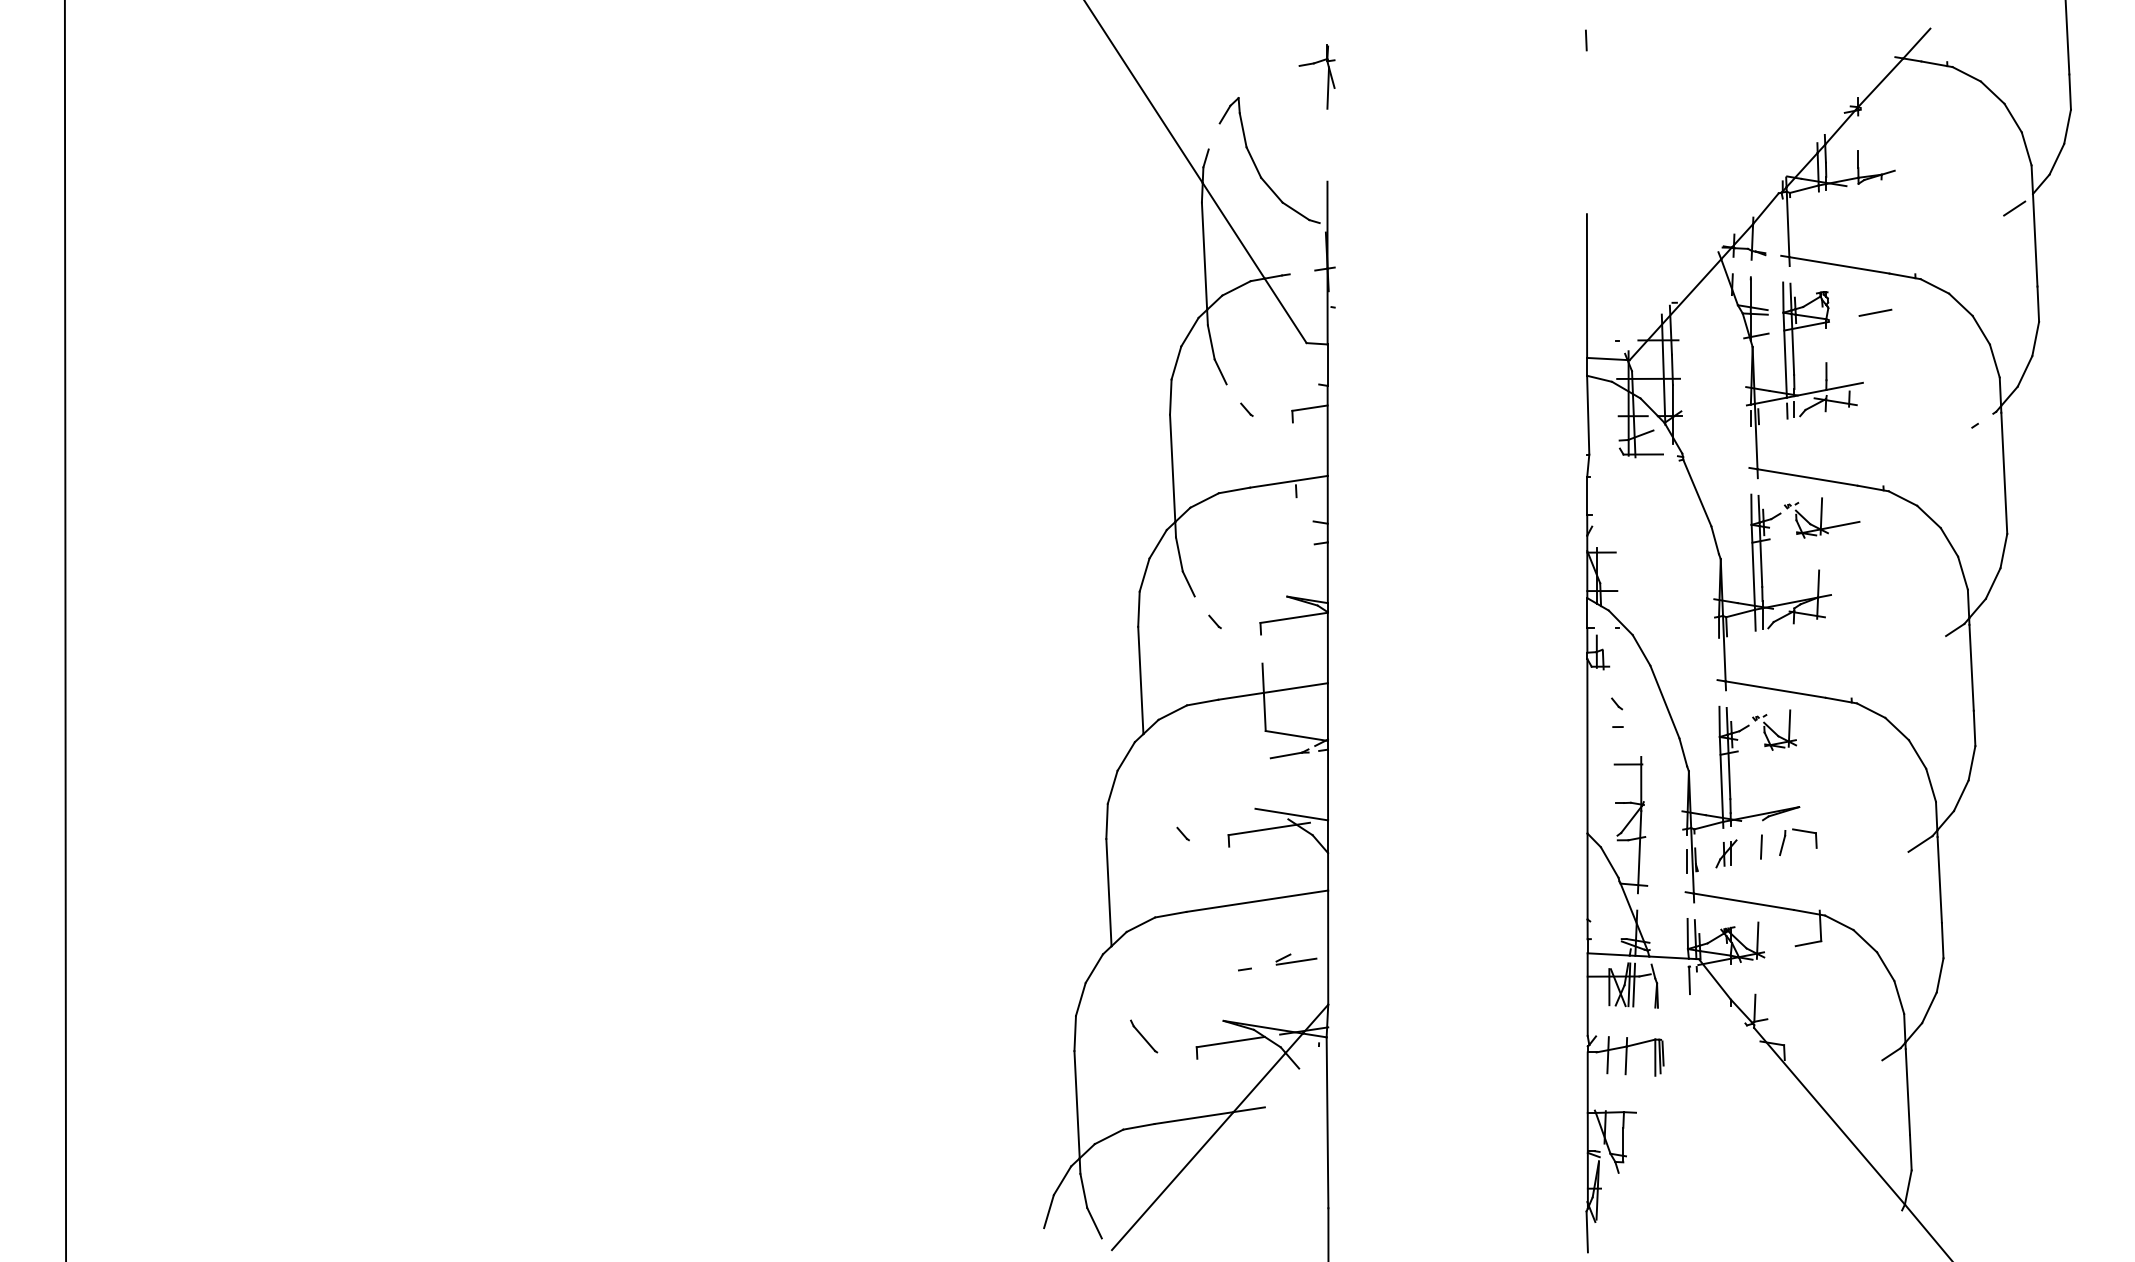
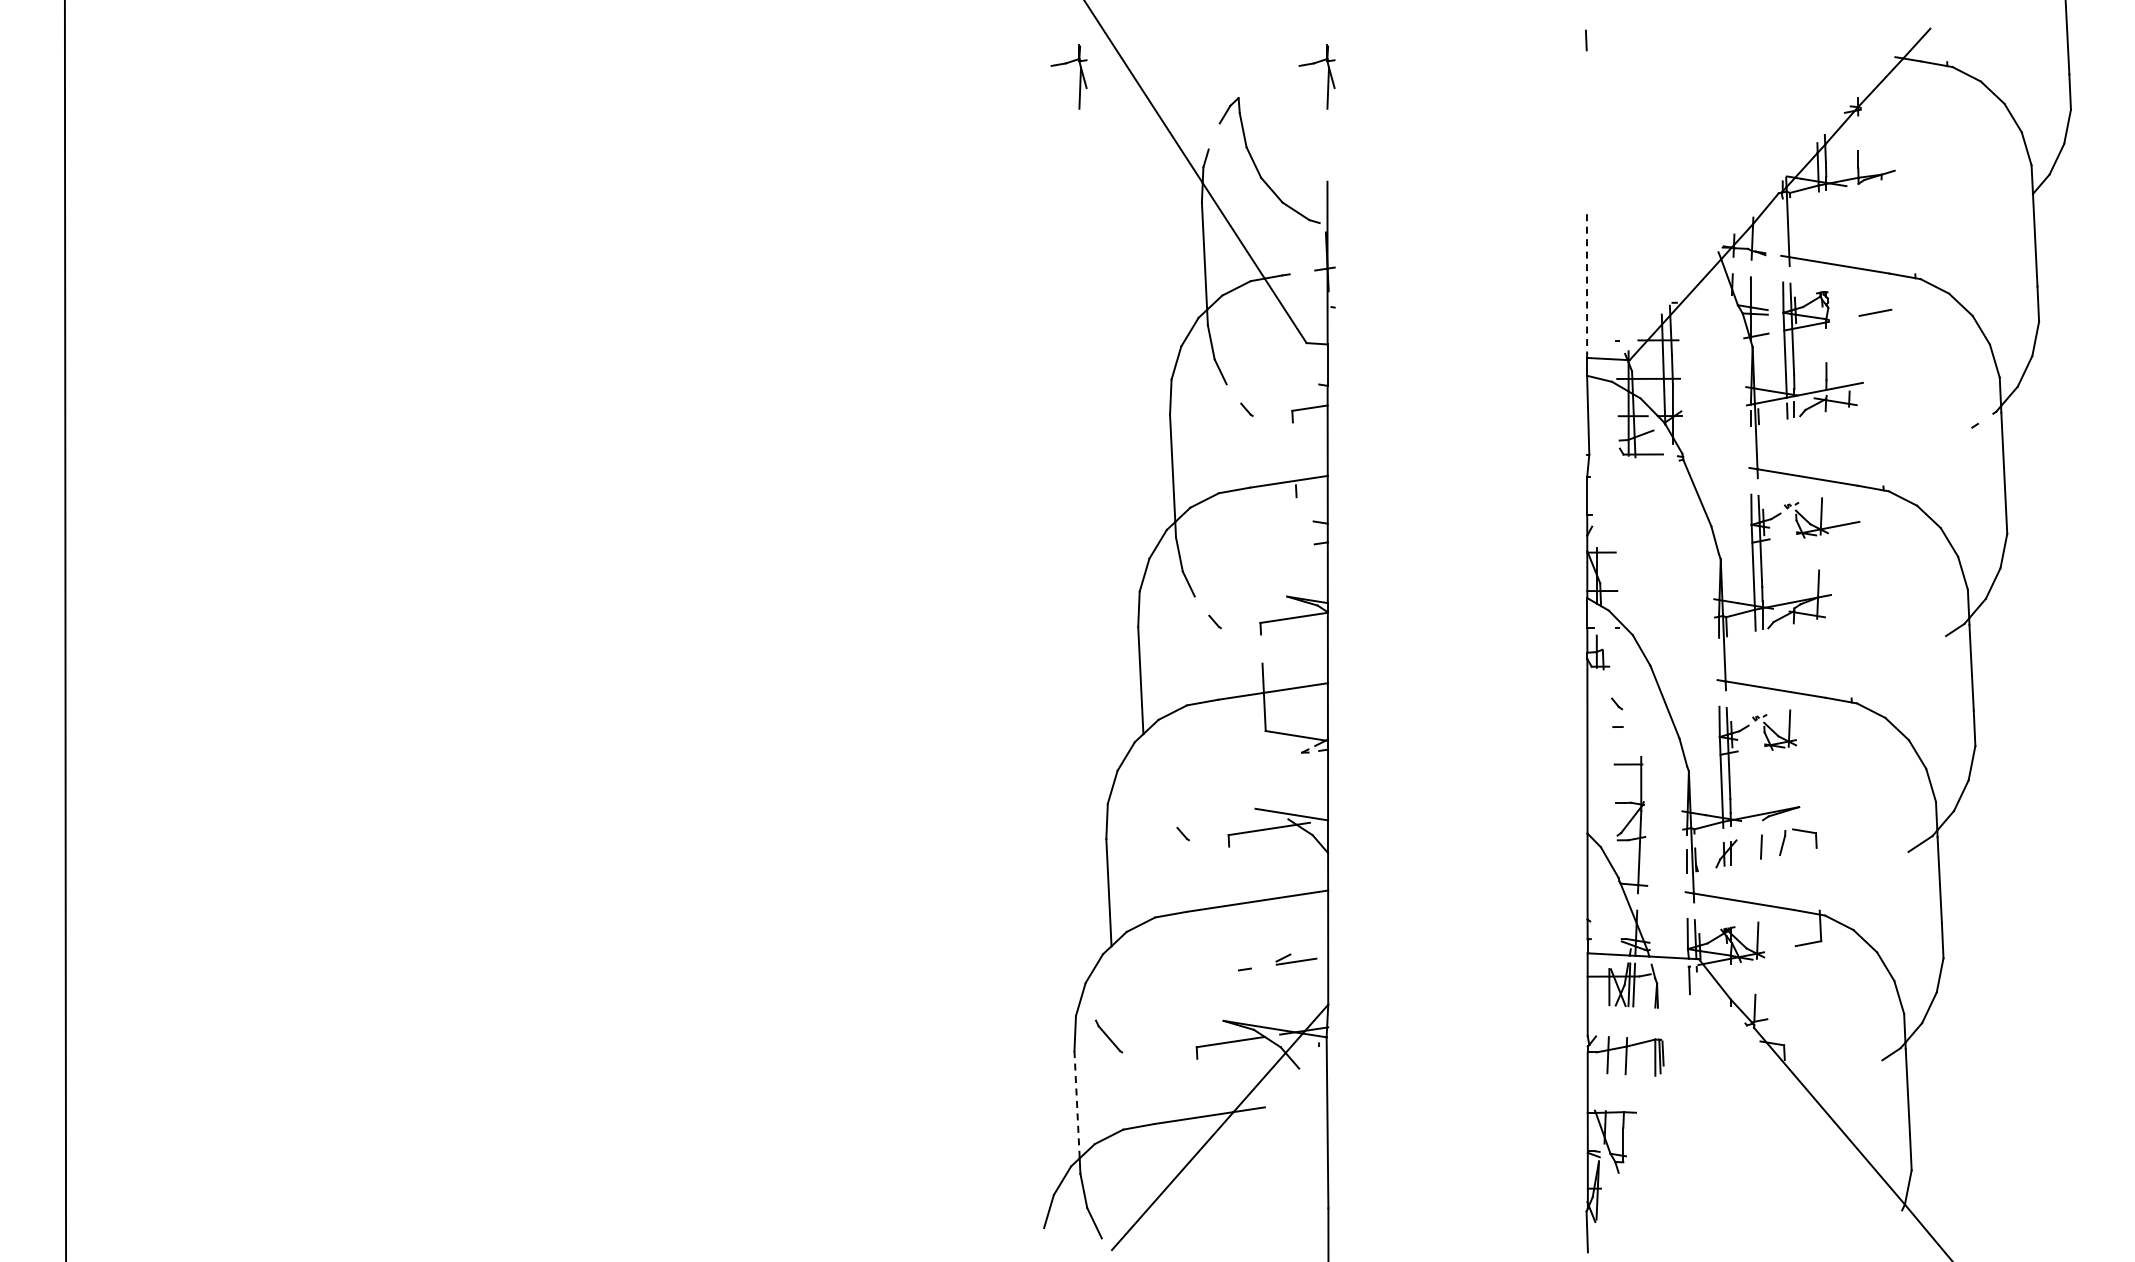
part: none -> present (1079, 76)
line: present -> none (2014, 208)
line: solid -> dashed (1587, 286)
line: present -> none (1286, 755)
part position: (1144, 1036) -> (1109, 1036) (1109, 1036)
line: solid -> dashed (1077, 1104)
